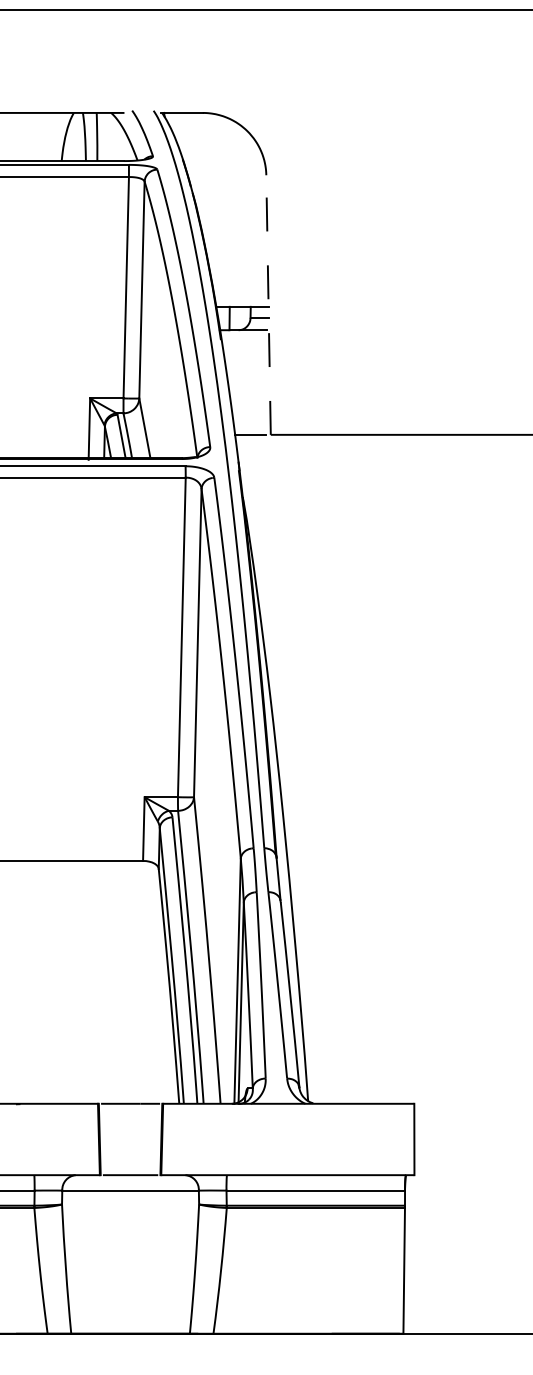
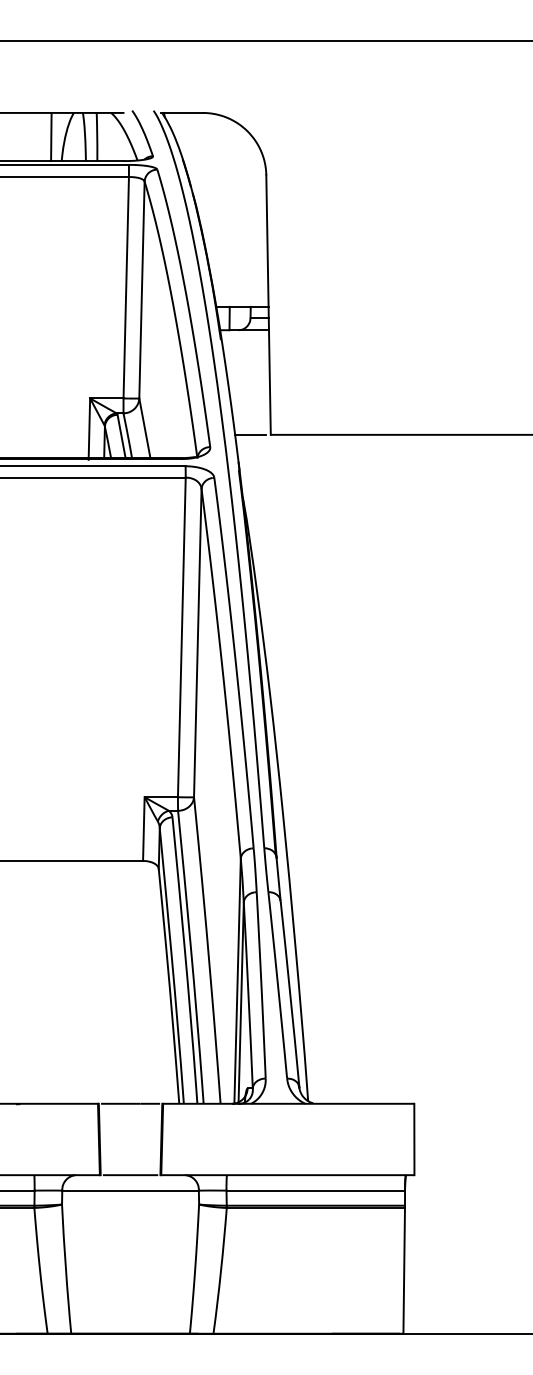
line position: (265, 10) -> (265, 41) (265, 41)
line: none -> present (51, 136)
line: dashed -> solid (268, 305)
